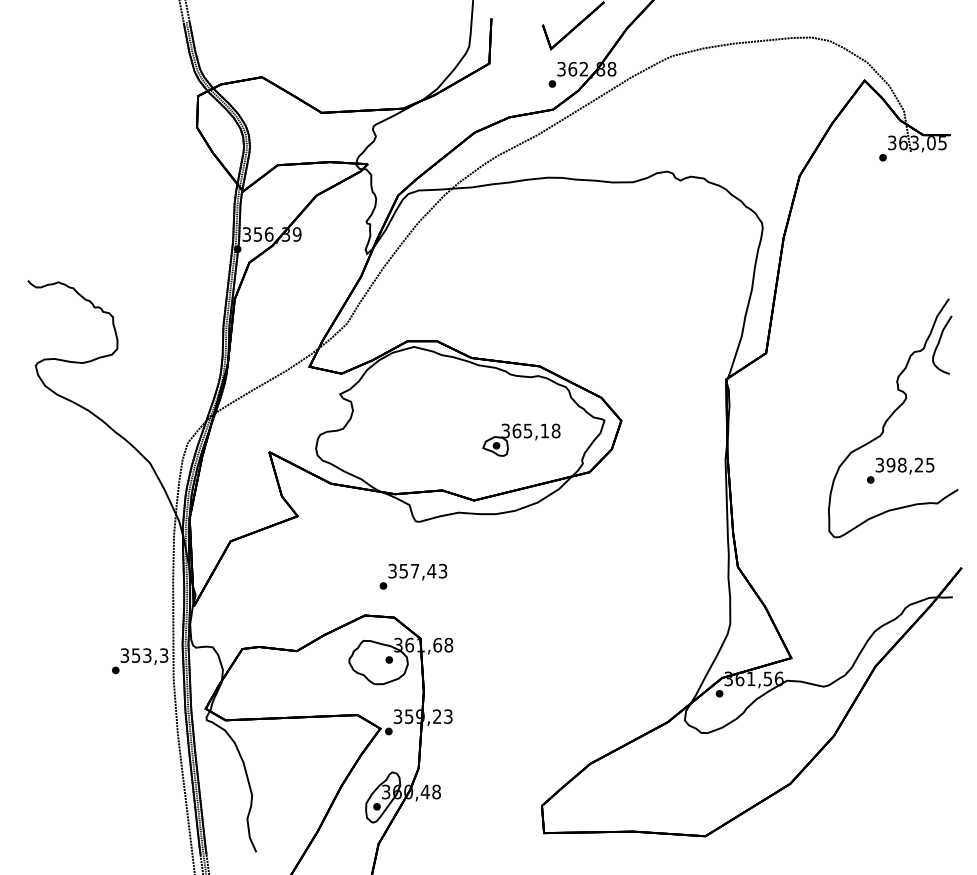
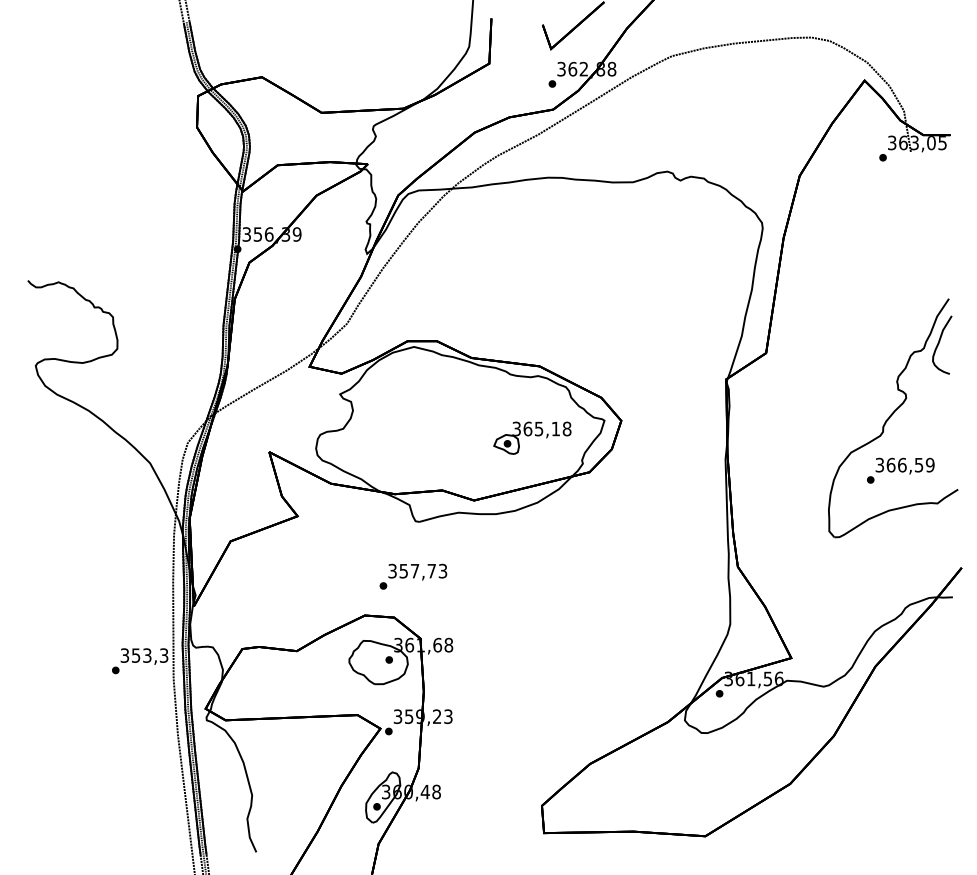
part position: (521, 439) -> (532, 437) (532, 437)
text: 398,25 -> 366,59 (910, 464)
text: 357,43 -> 357,73 (431, 571)
